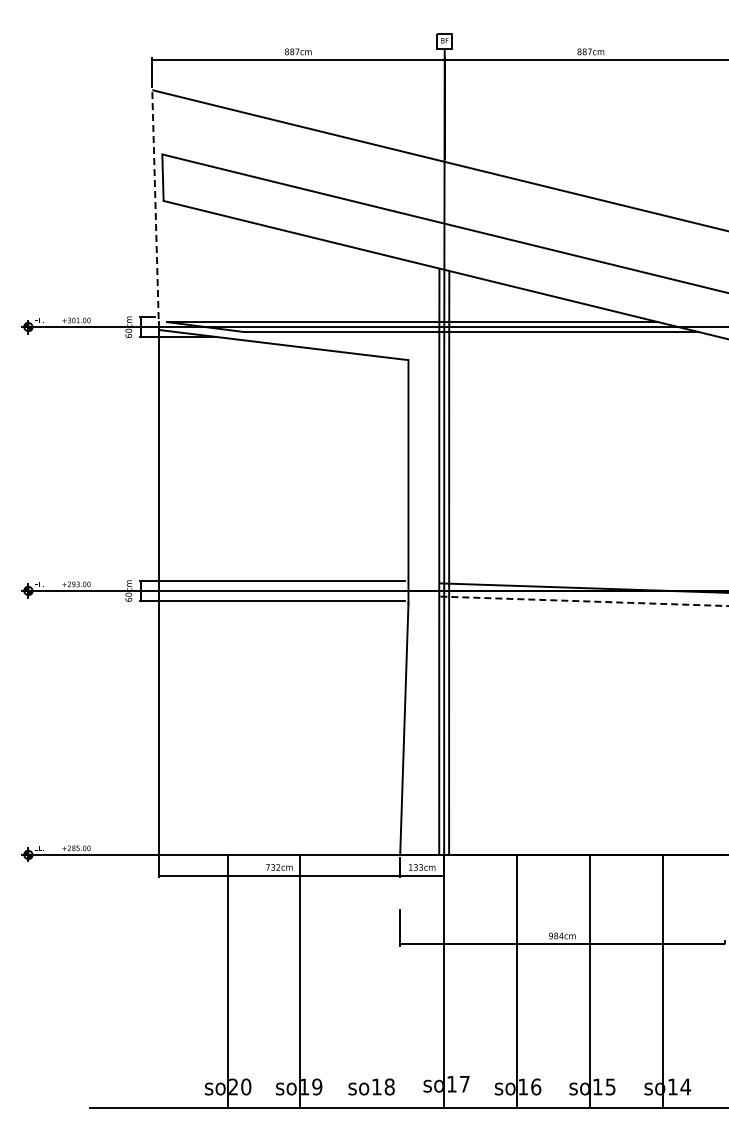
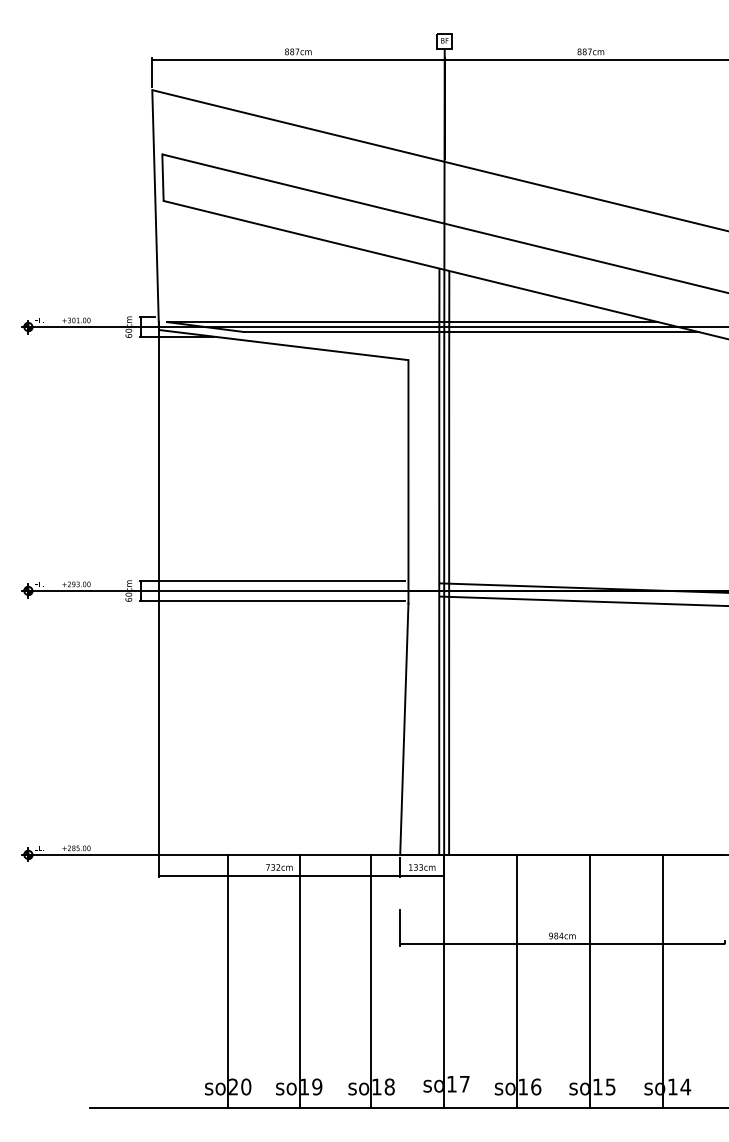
line: dashed -> solid (155, 210)
line: dashed -> solid (584, 601)
line: none -> present (370, 980)
